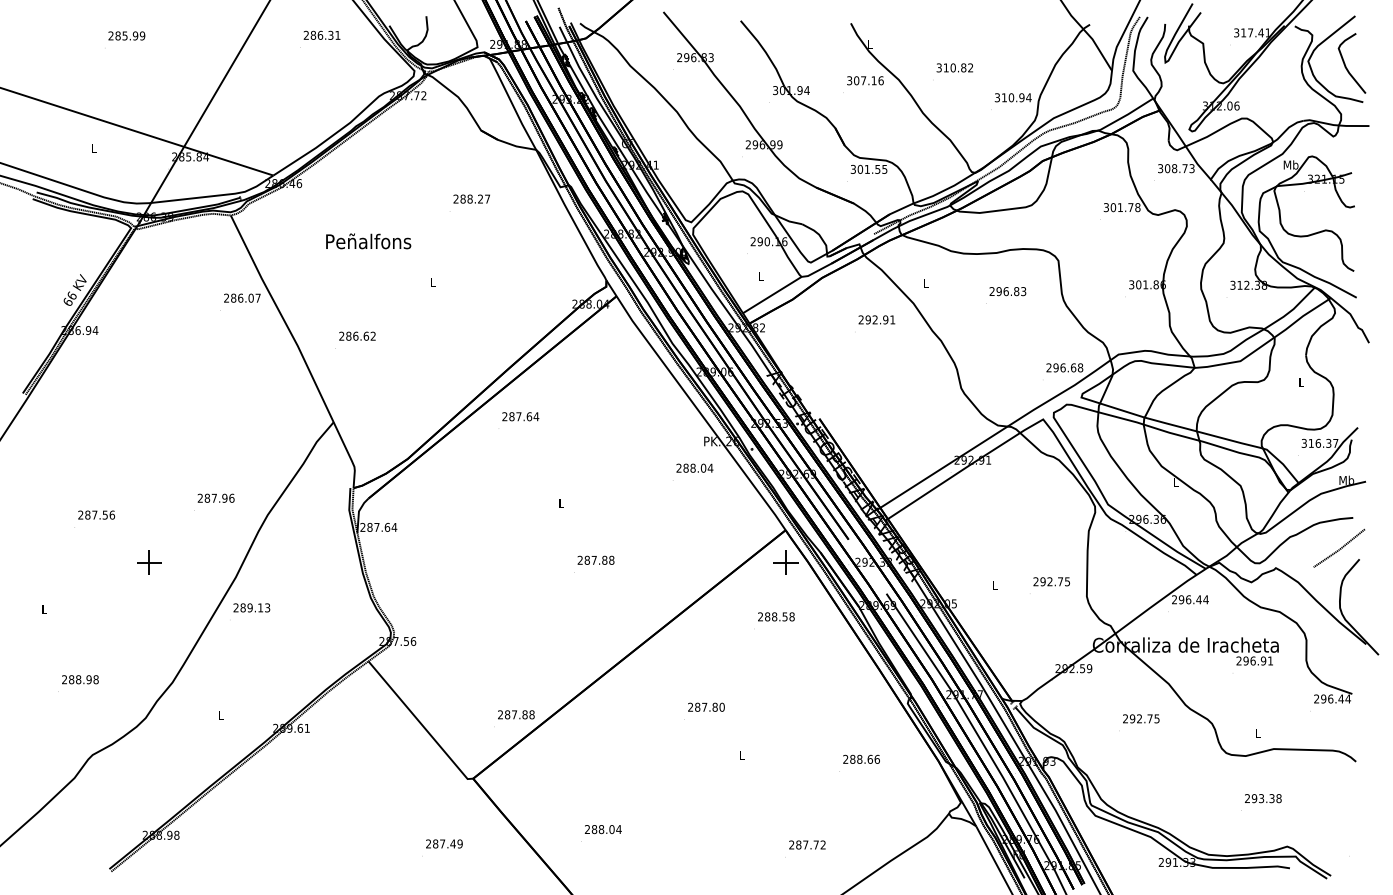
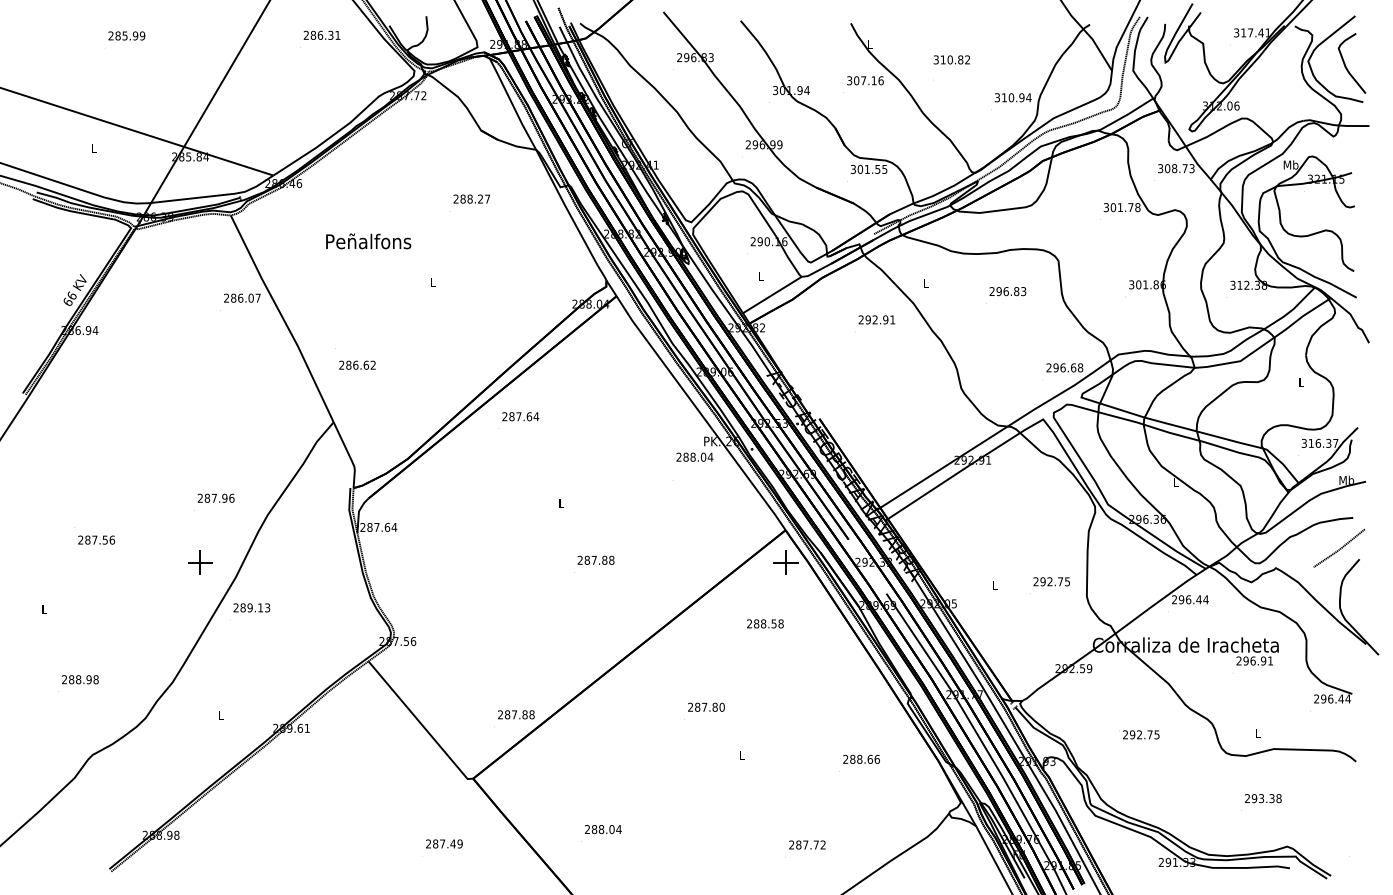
text position: (954, 67) -> (951, 59) (951, 59)
text position: (357, 335) -> (357, 364) (357, 364)
text position: (694, 467) -> (694, 456) (694, 456)
text position: (96, 514) -> (96, 539) (96, 539)
part position: (149, 562) -> (200, 562) (200, 562)
text position: (776, 616) -> (765, 623) (765, 623)
text position: (1141, 718) -> (1141, 734) (1141, 734)
